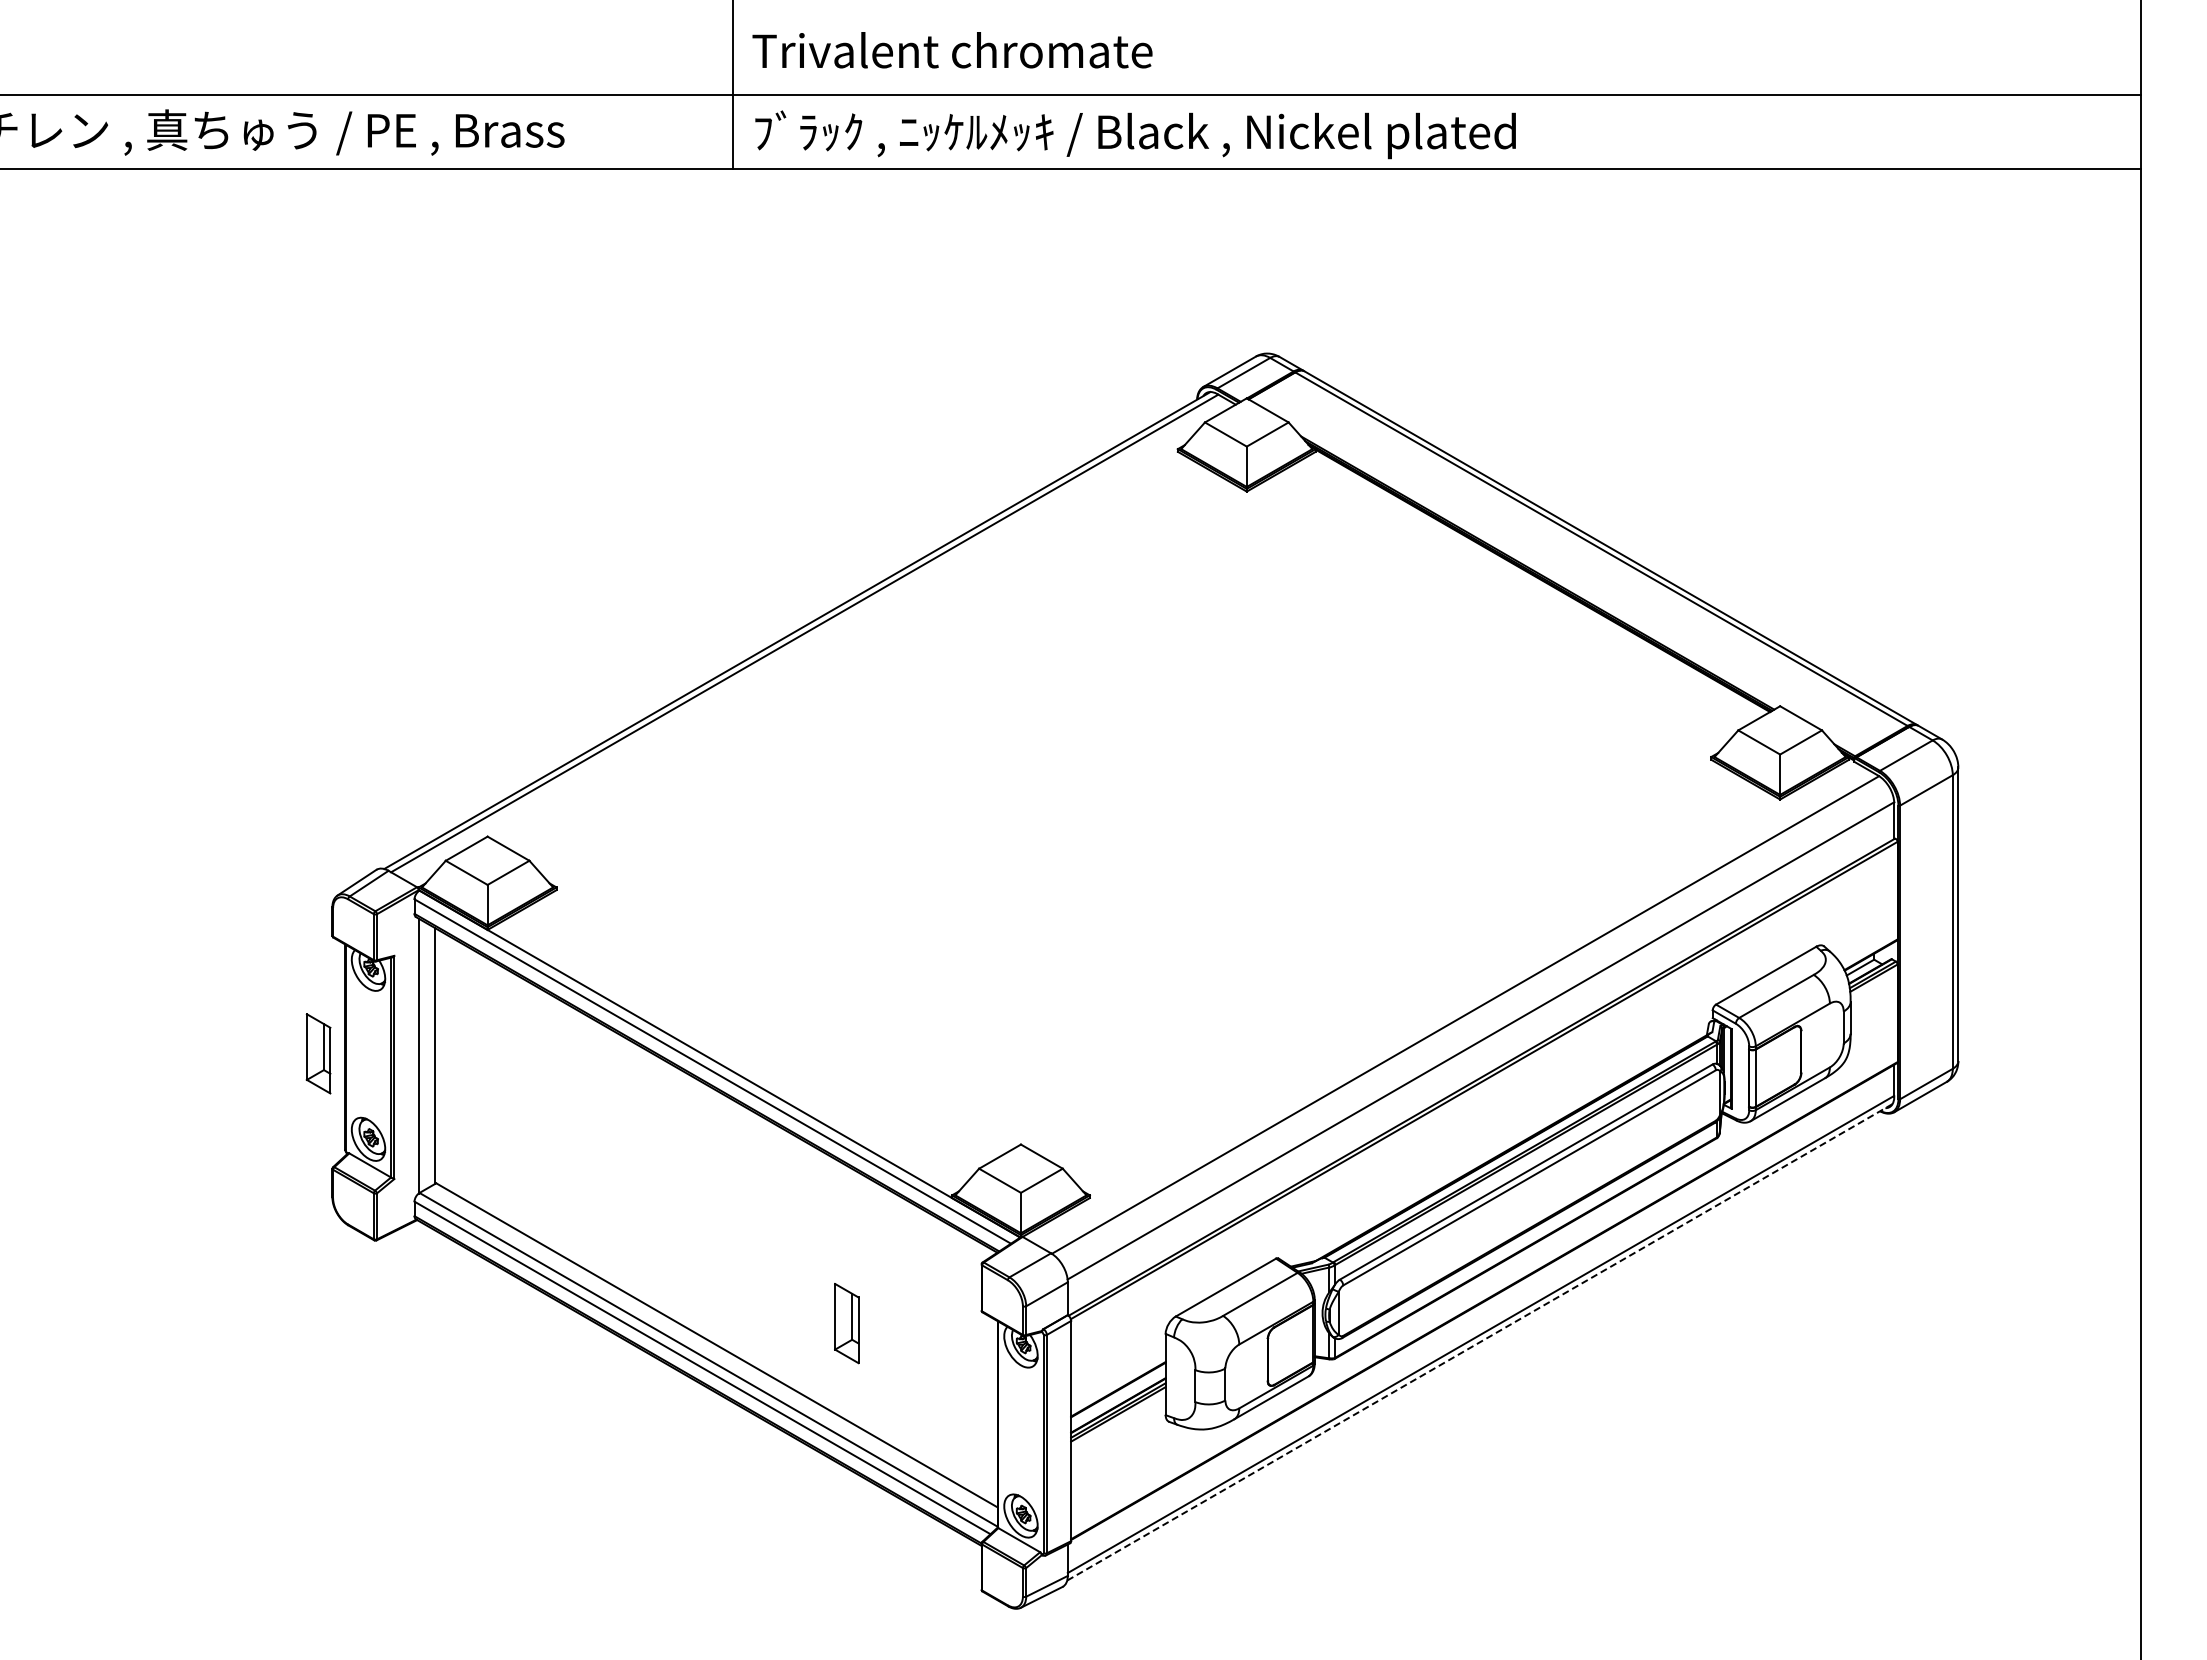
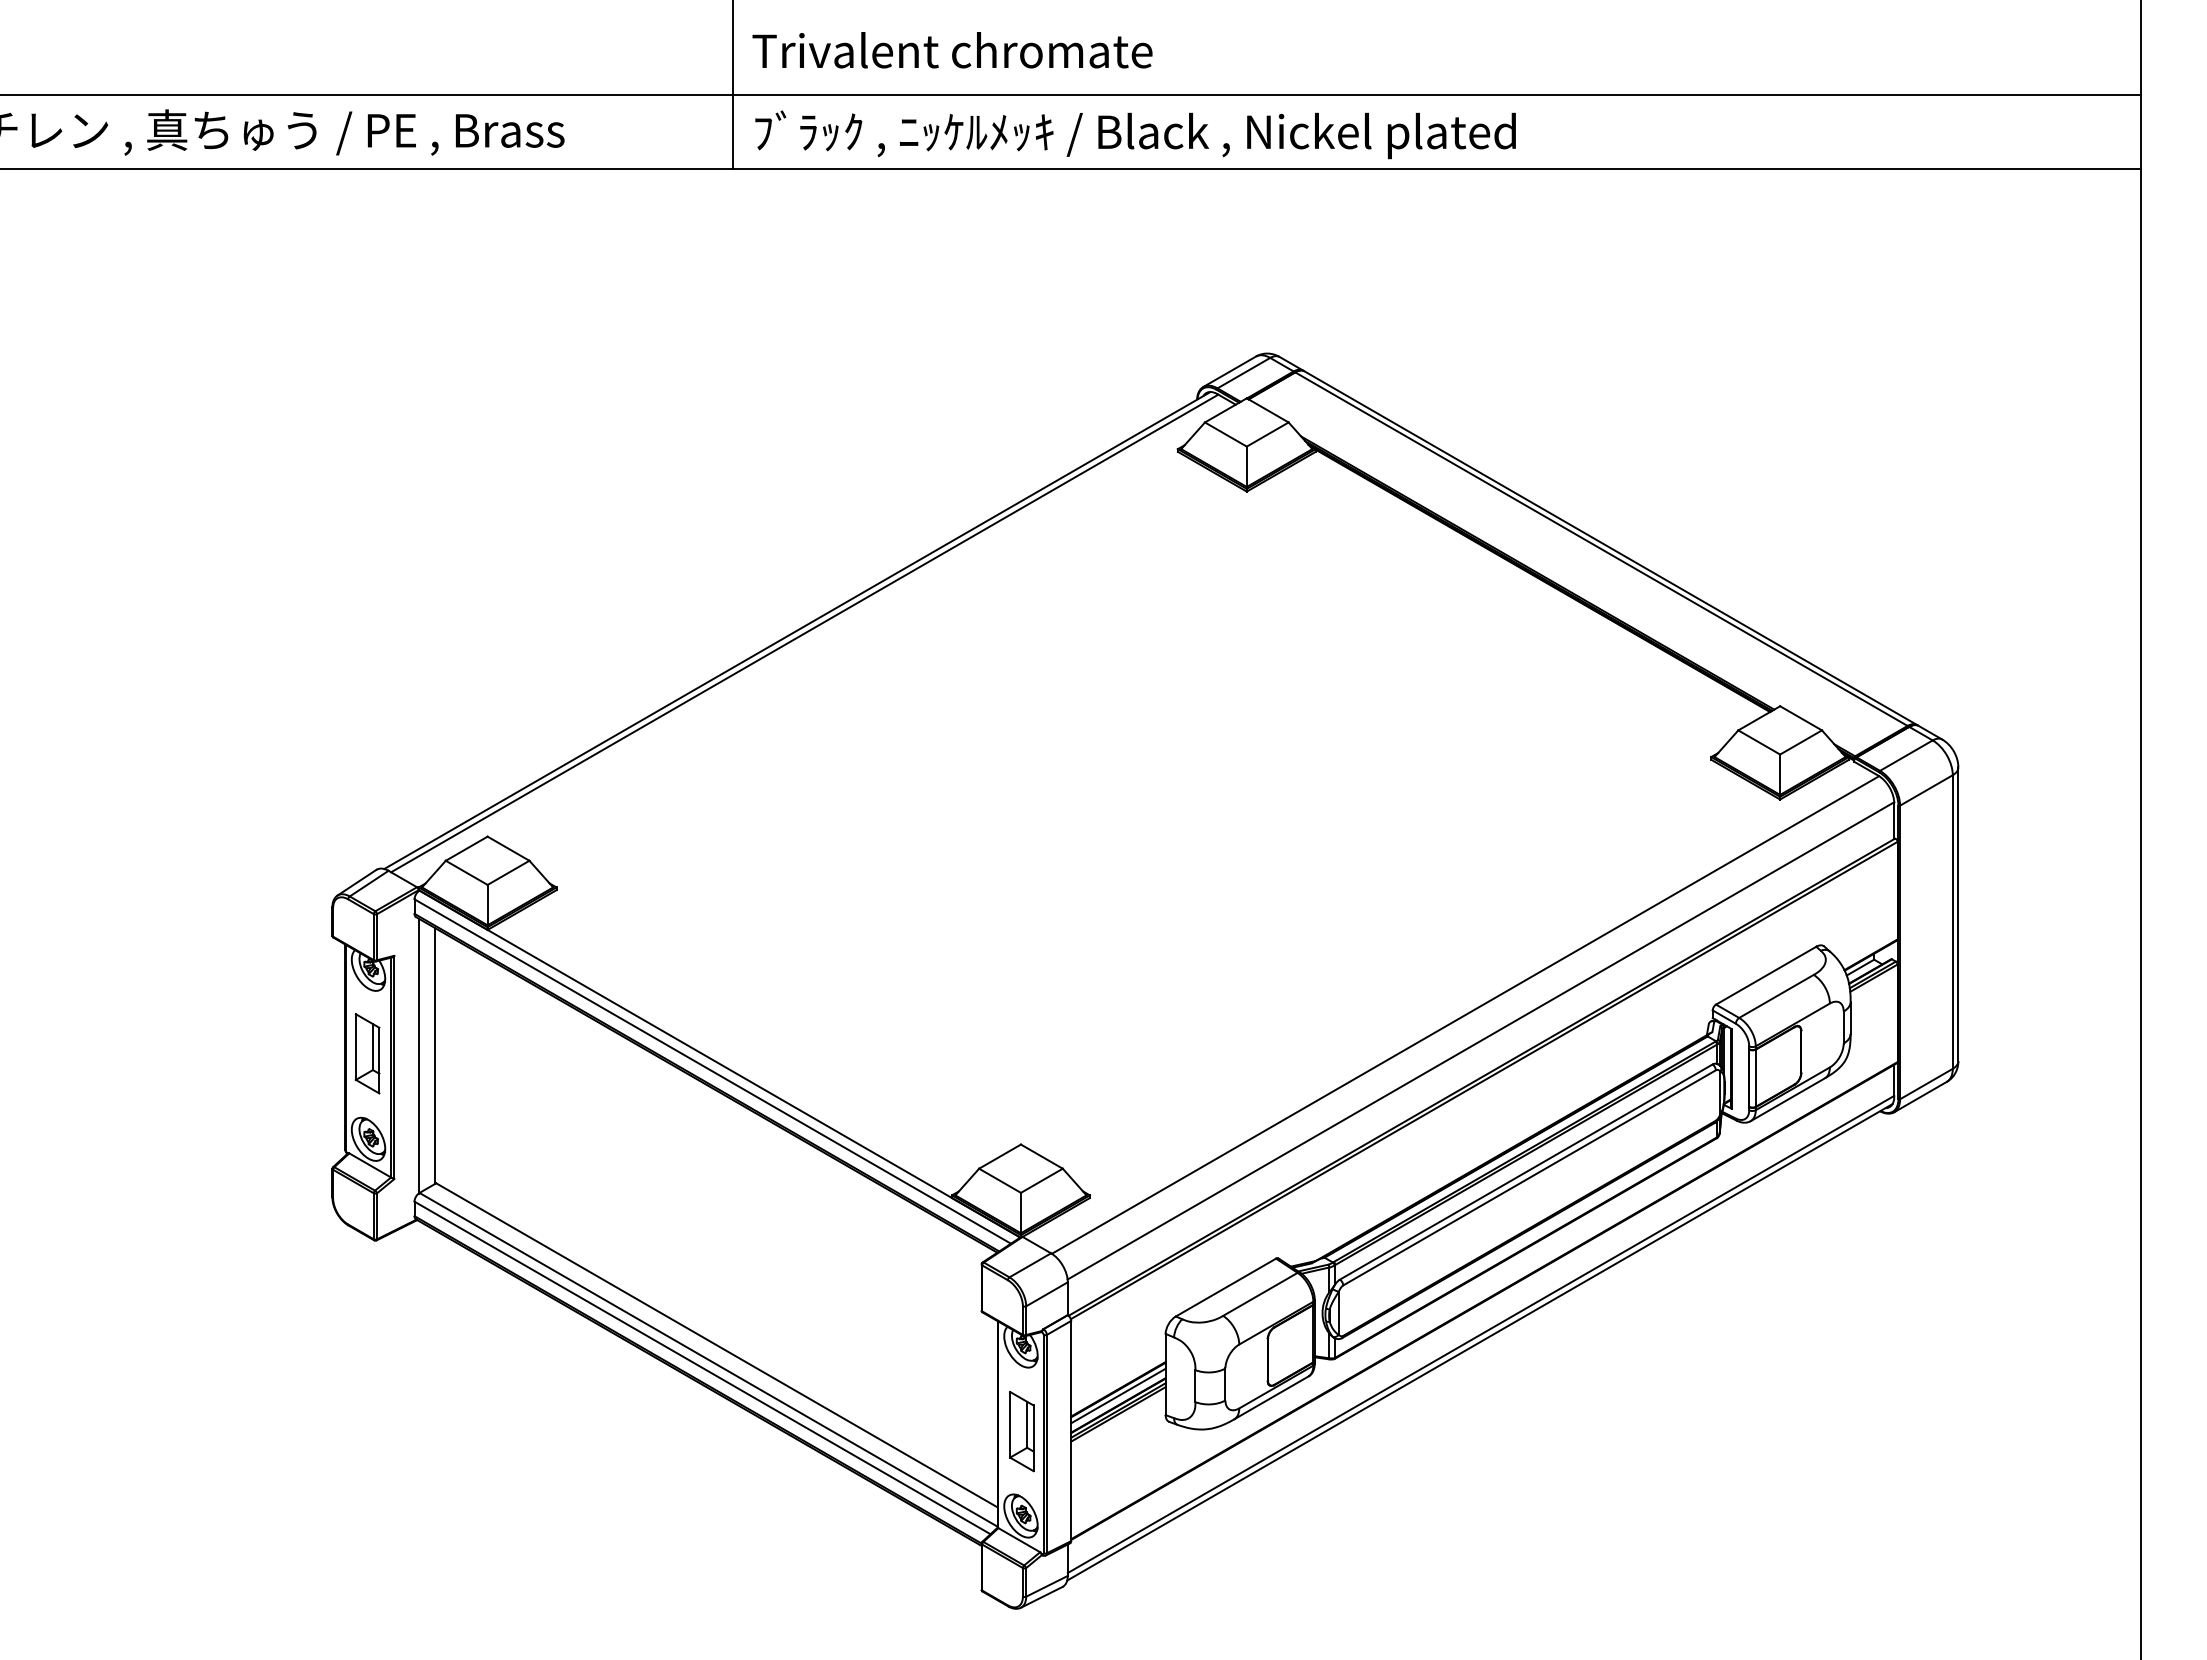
part position: (318, 1053) -> (367, 1053) (367, 1053)
part position: (846, 1323) -> (1021, 1431) (1021, 1431)
line: dashed -> solid (1479, 1342)
line: none -> present (1118, 1395)
